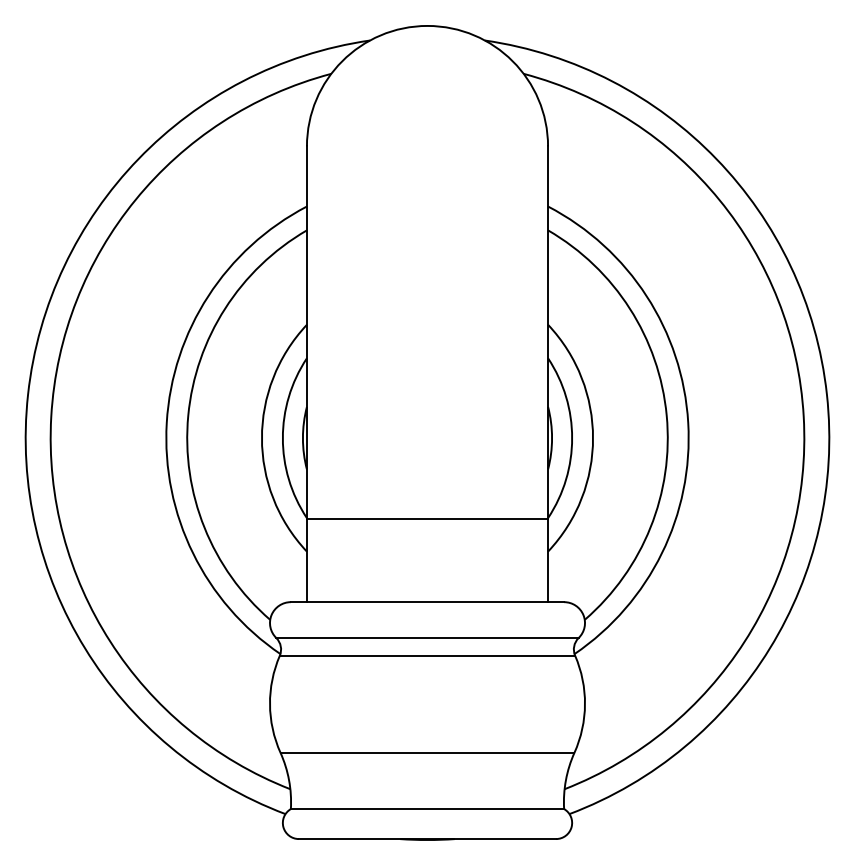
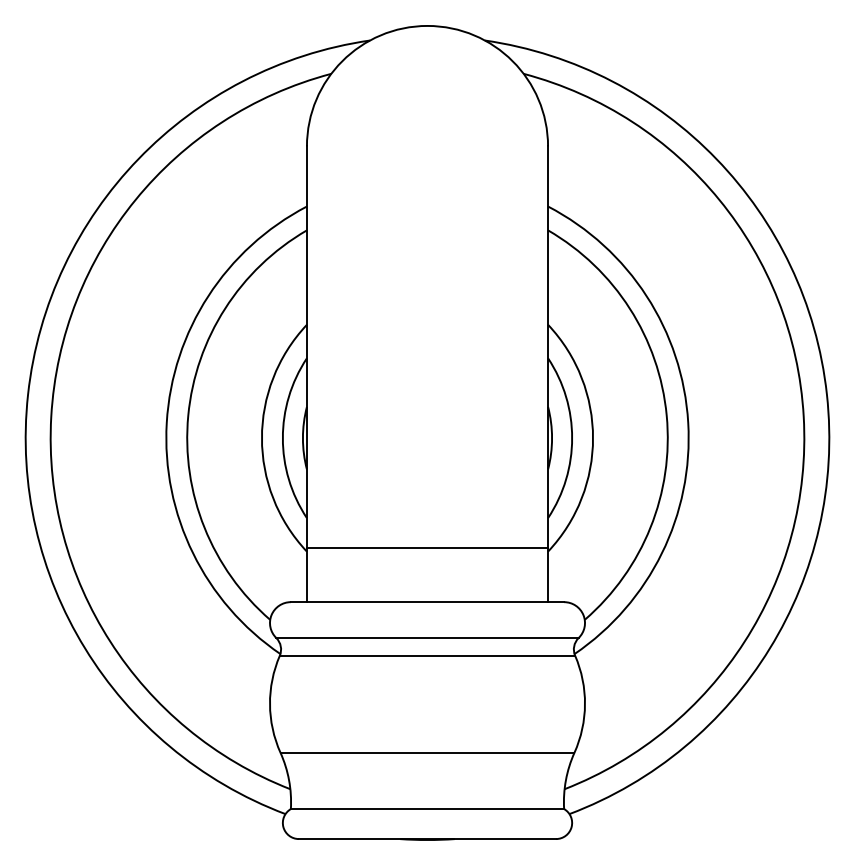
line position: (427, 519) -> (427, 548) (427, 548)
